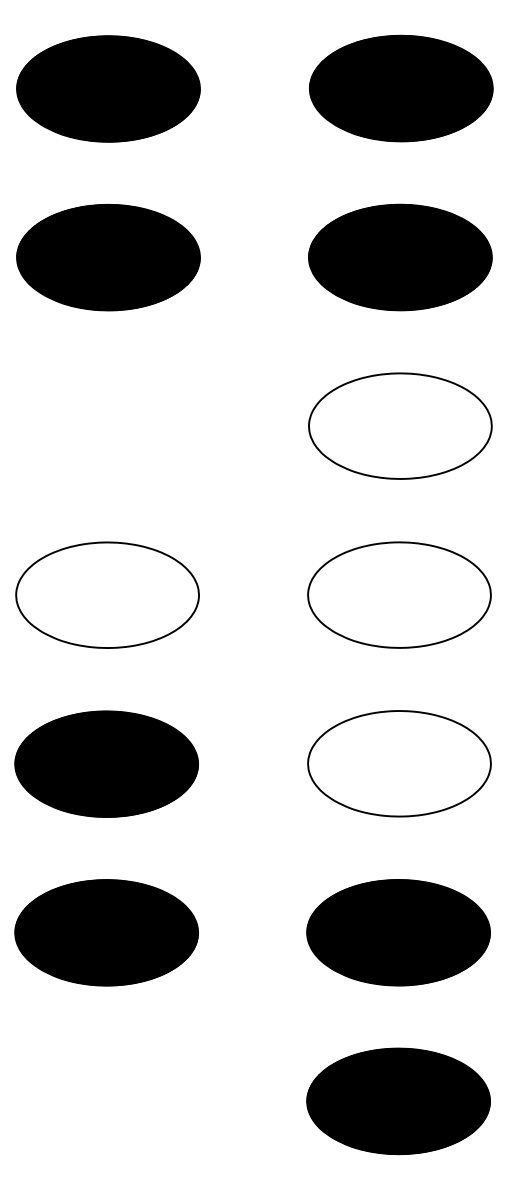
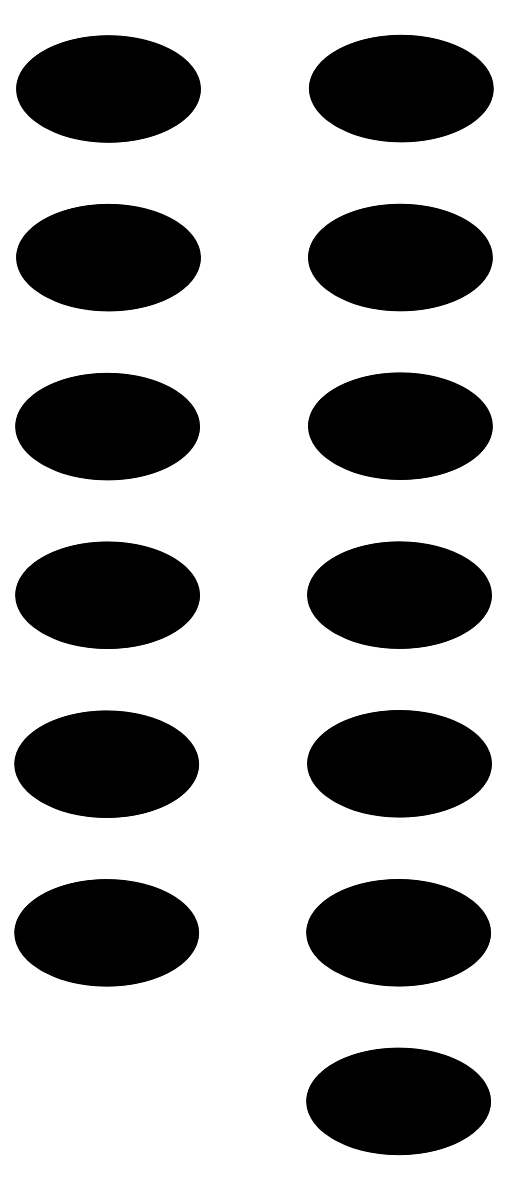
hatch: none -> present (400, 425)
part: none -> present (107, 426)
hatch: none -> present (399, 594)
hatch: none -> present (107, 595)
hatch: none -> present (399, 763)
